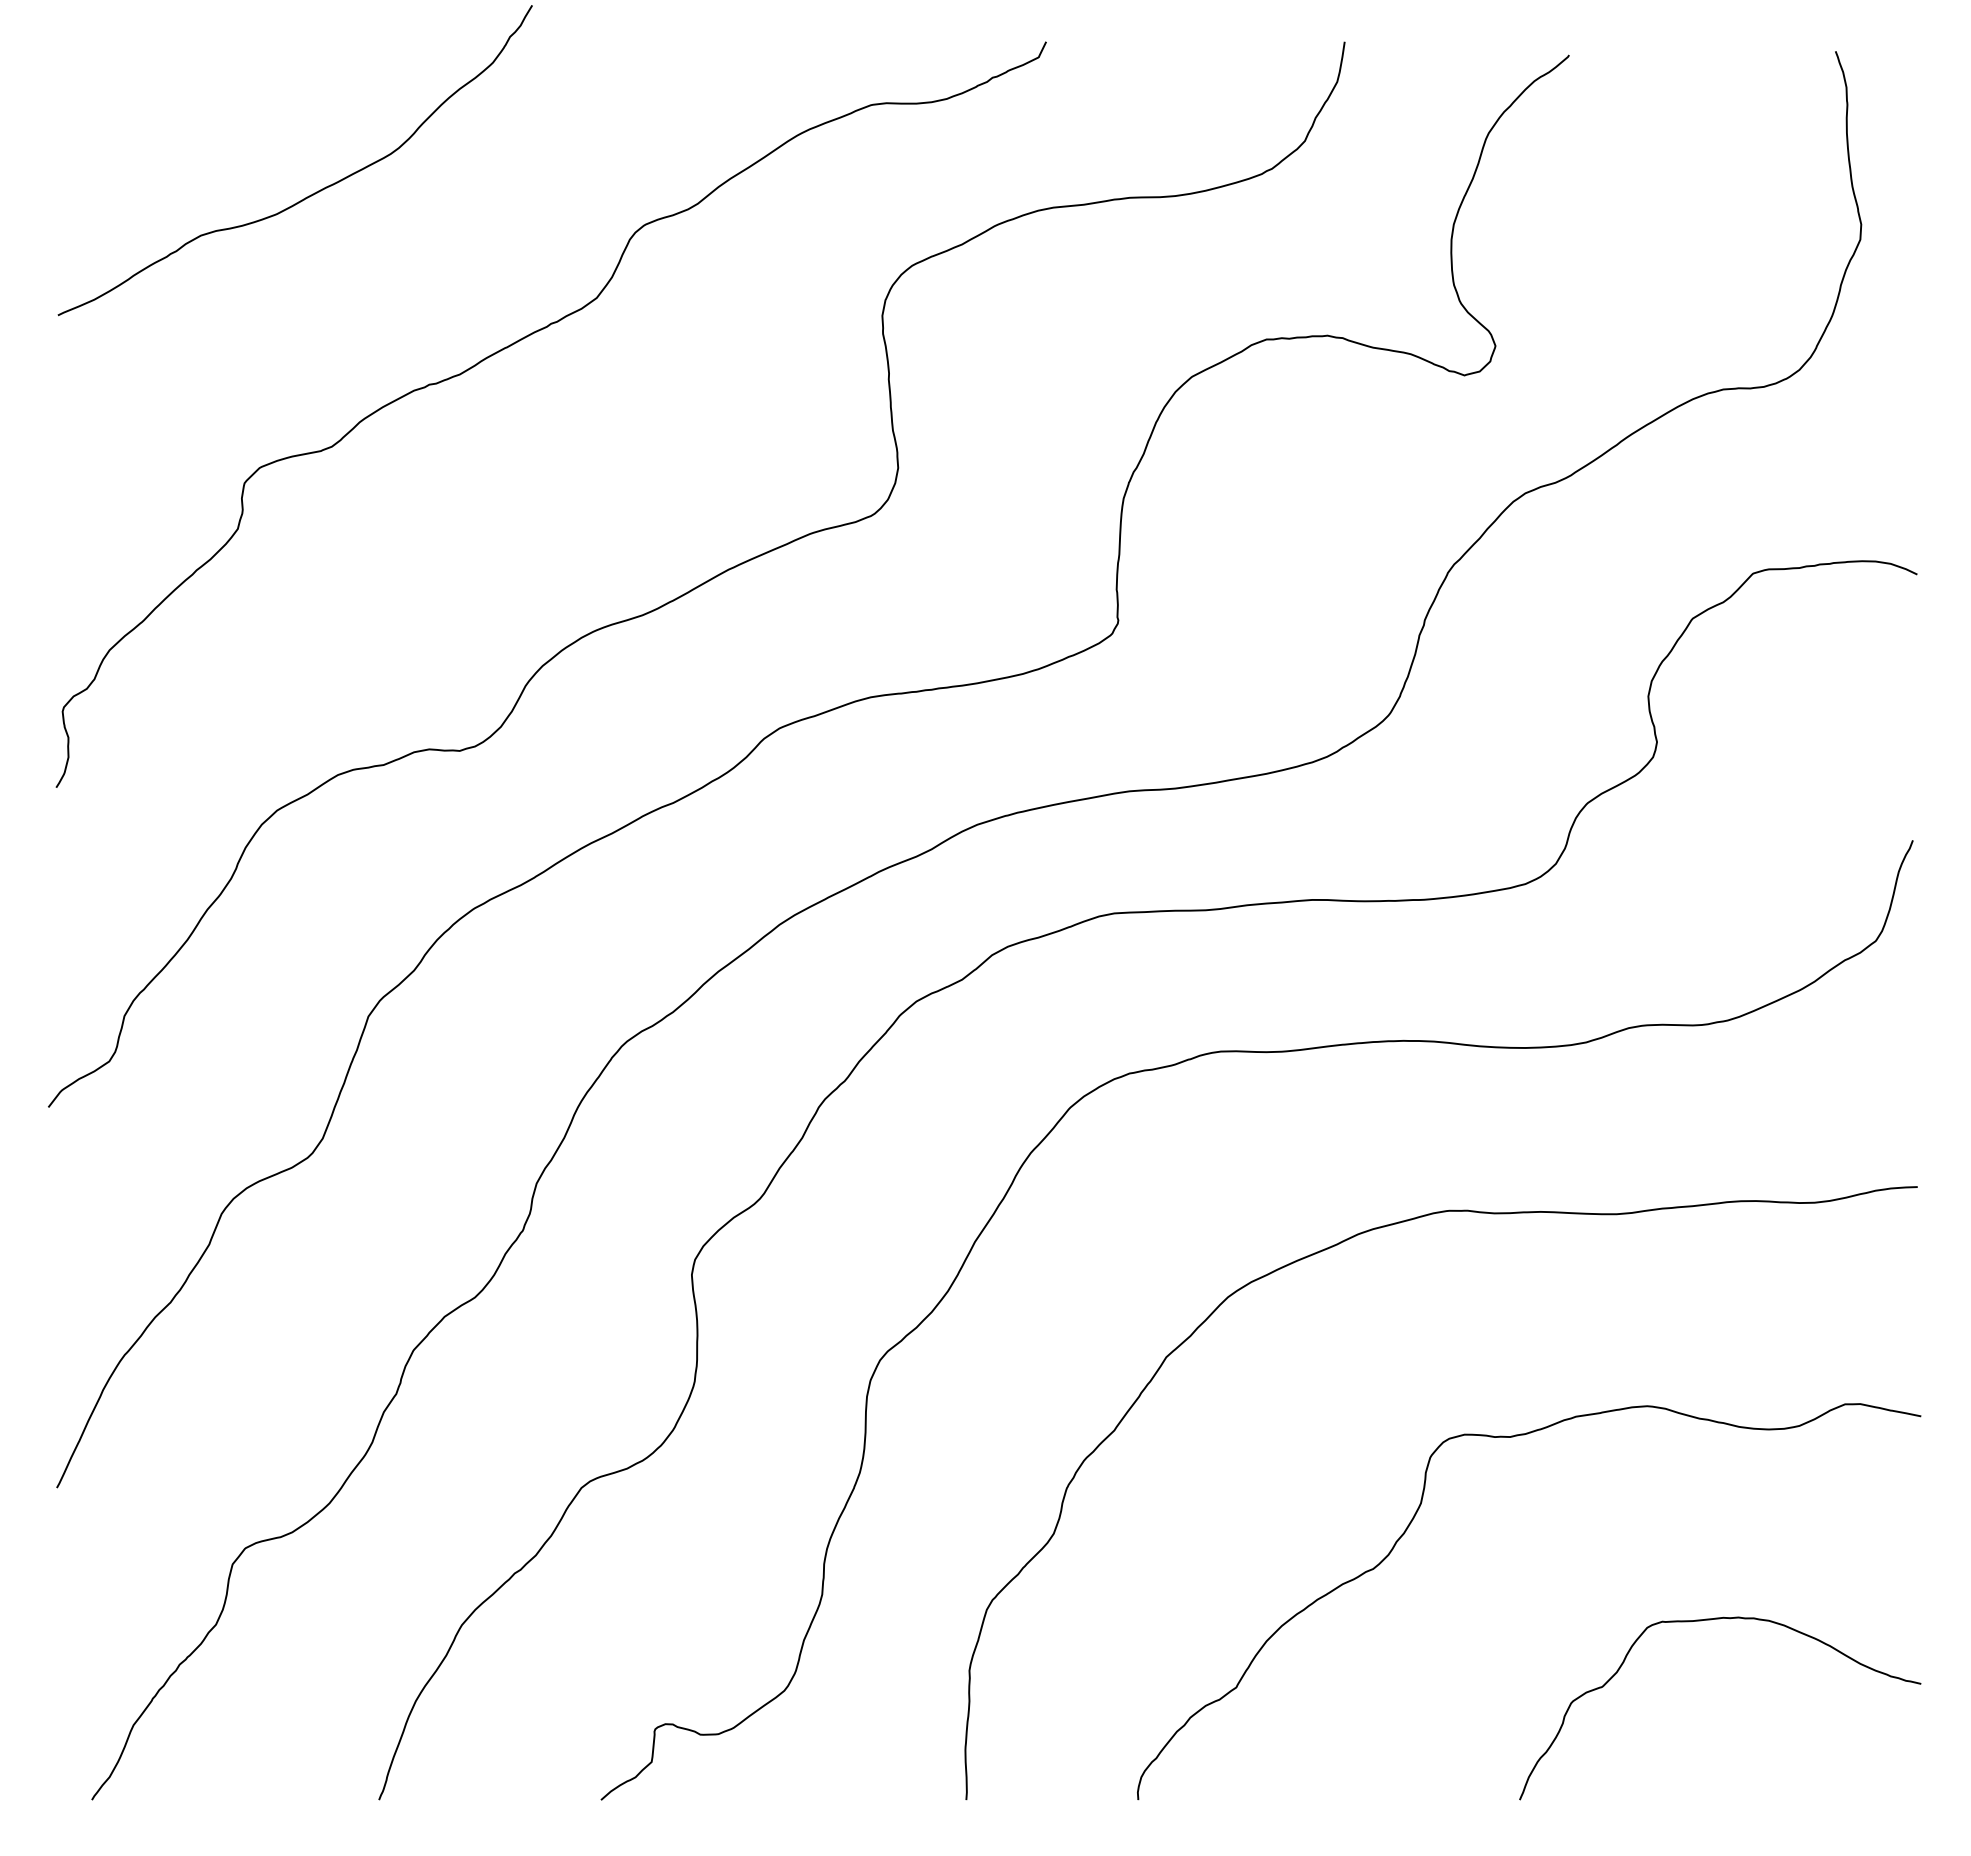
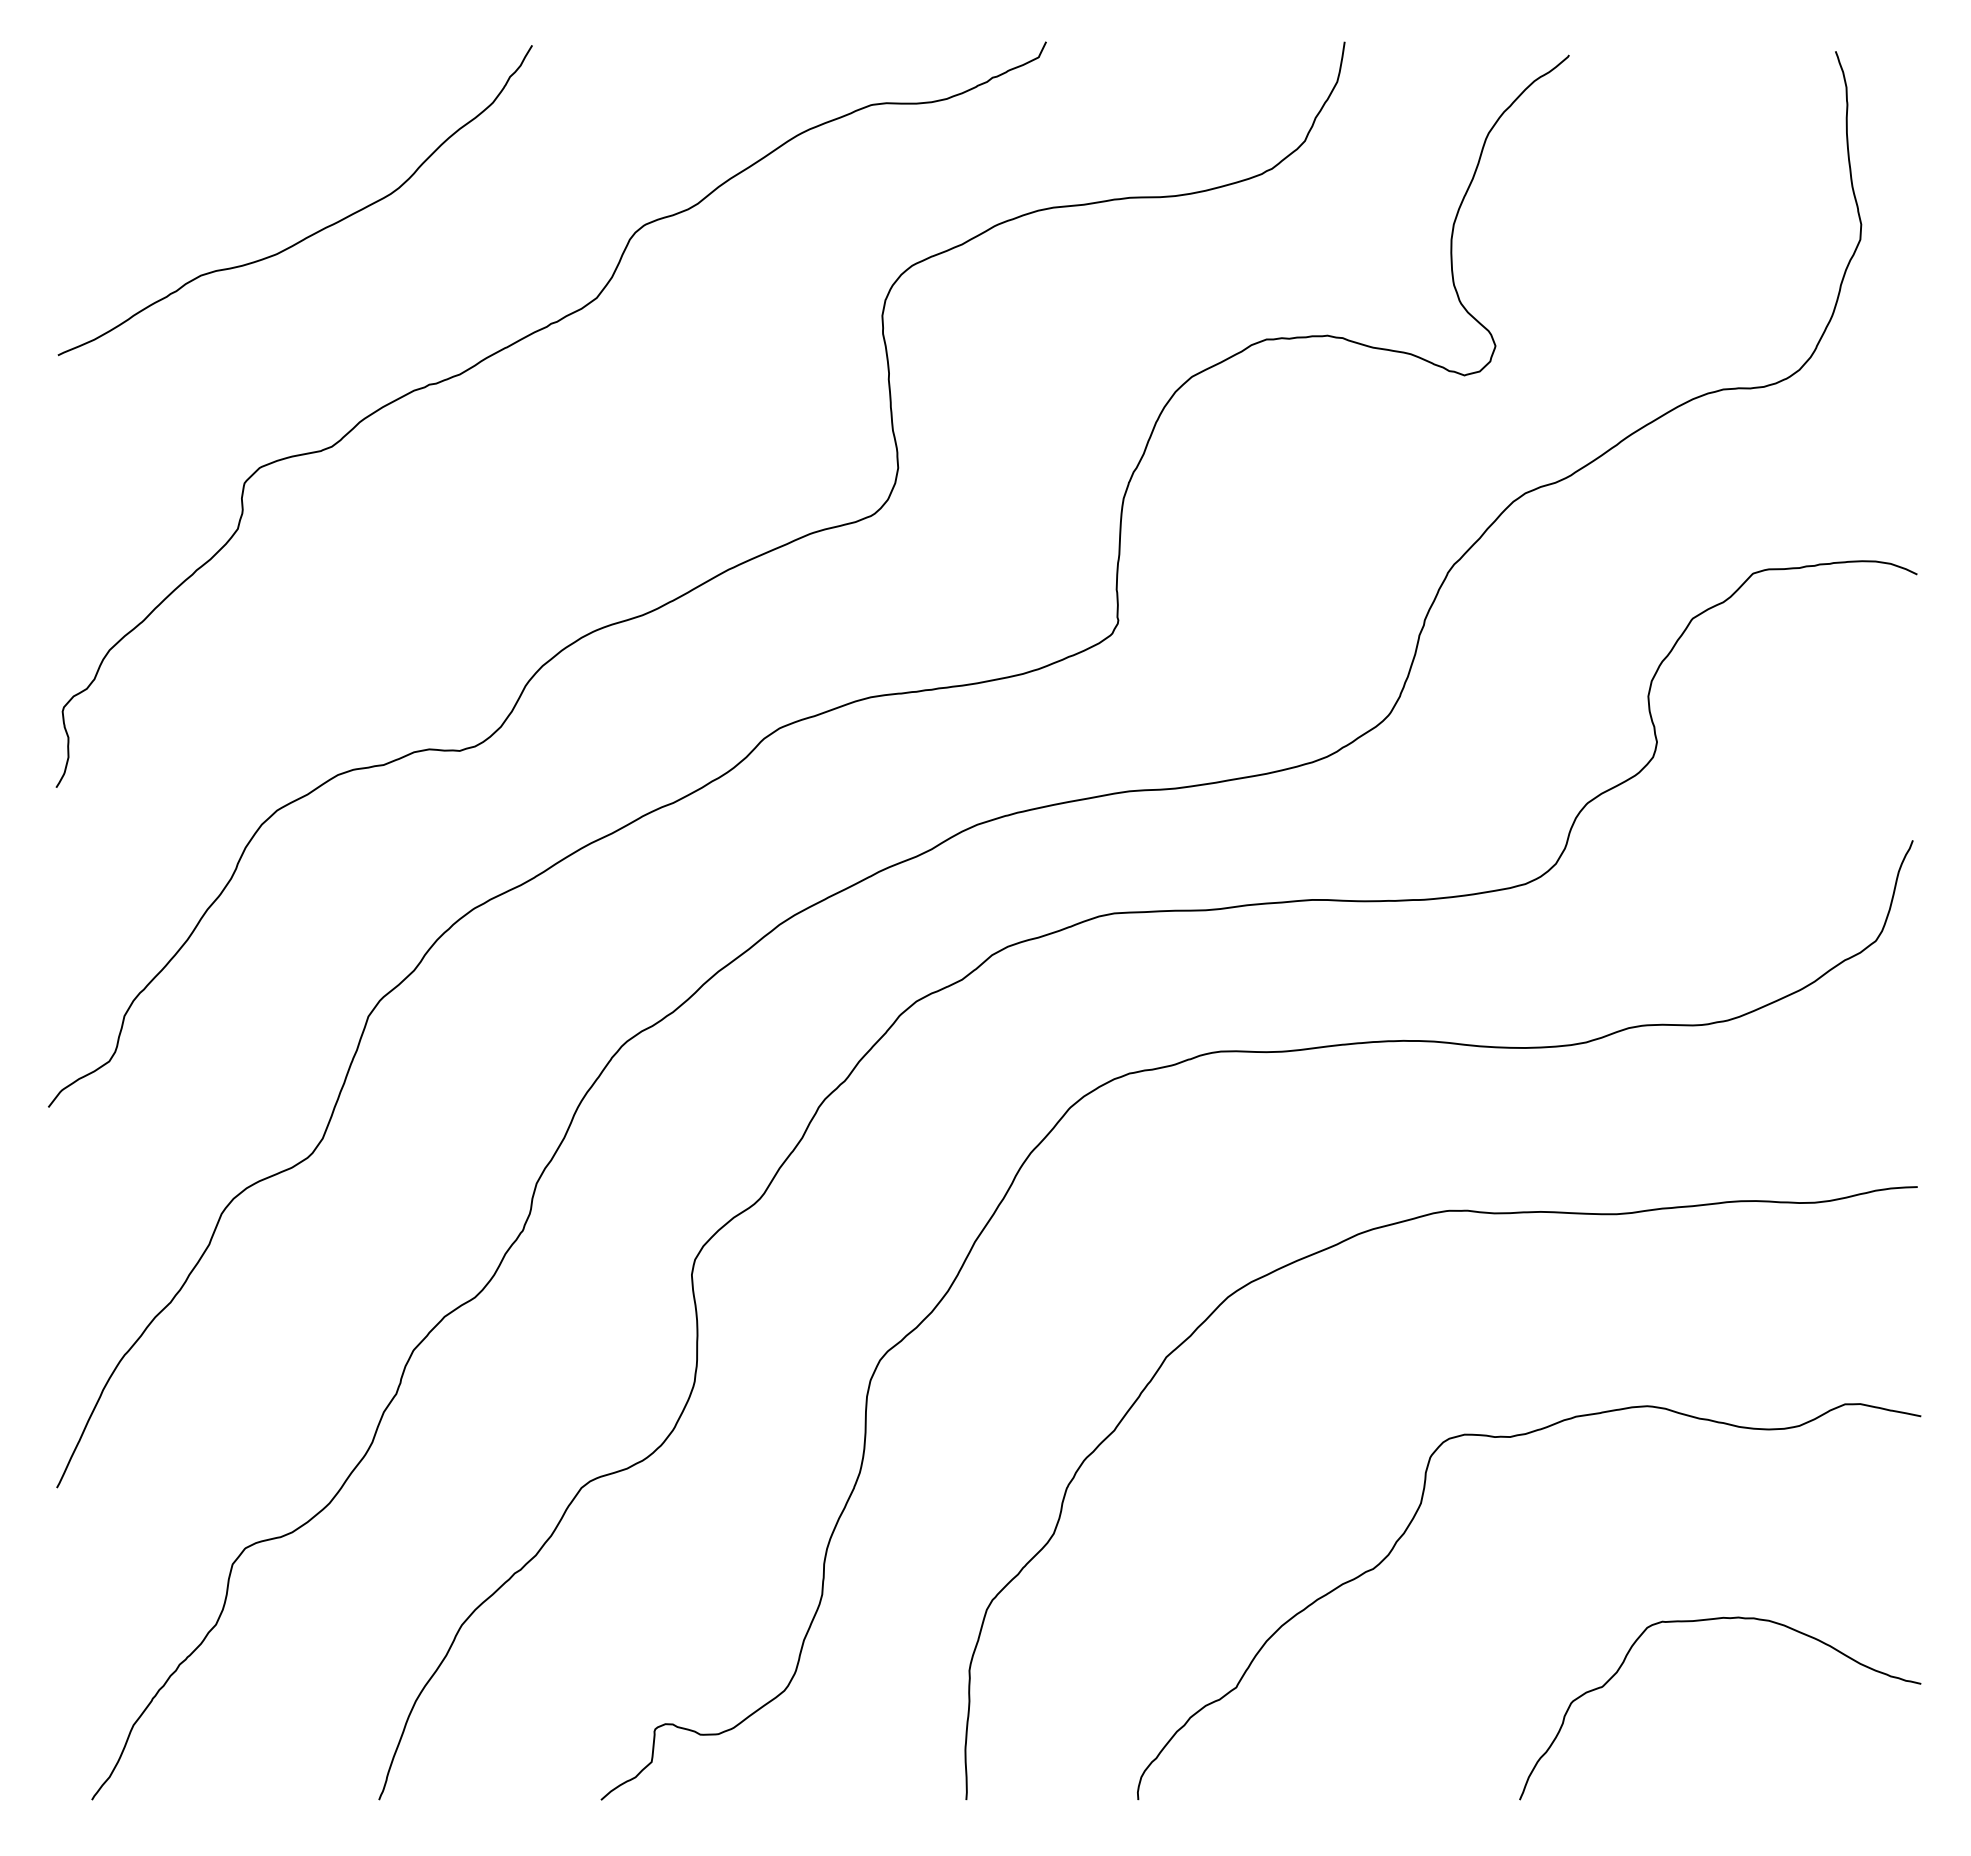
curve position: (310, 194) -> (310, 234) (310, 234)
